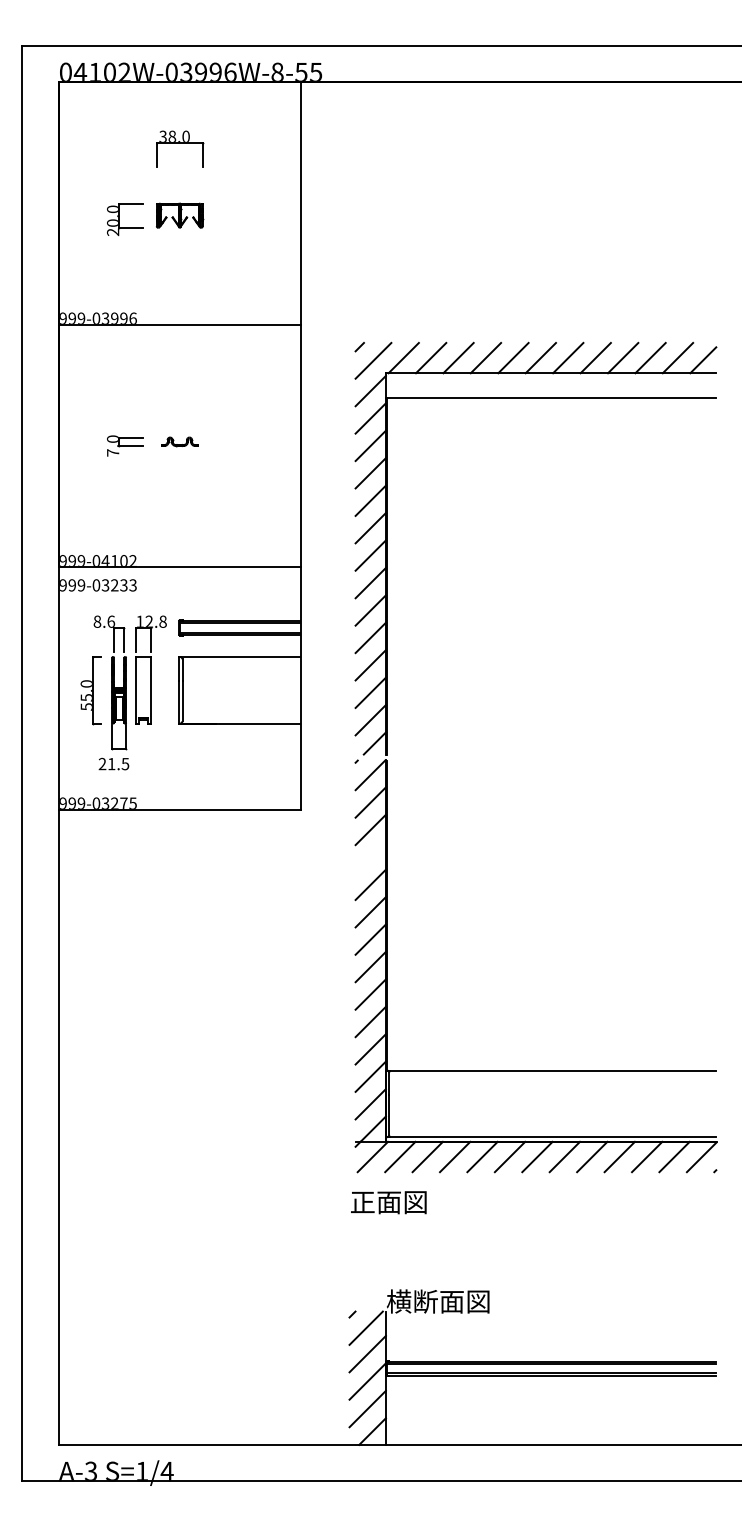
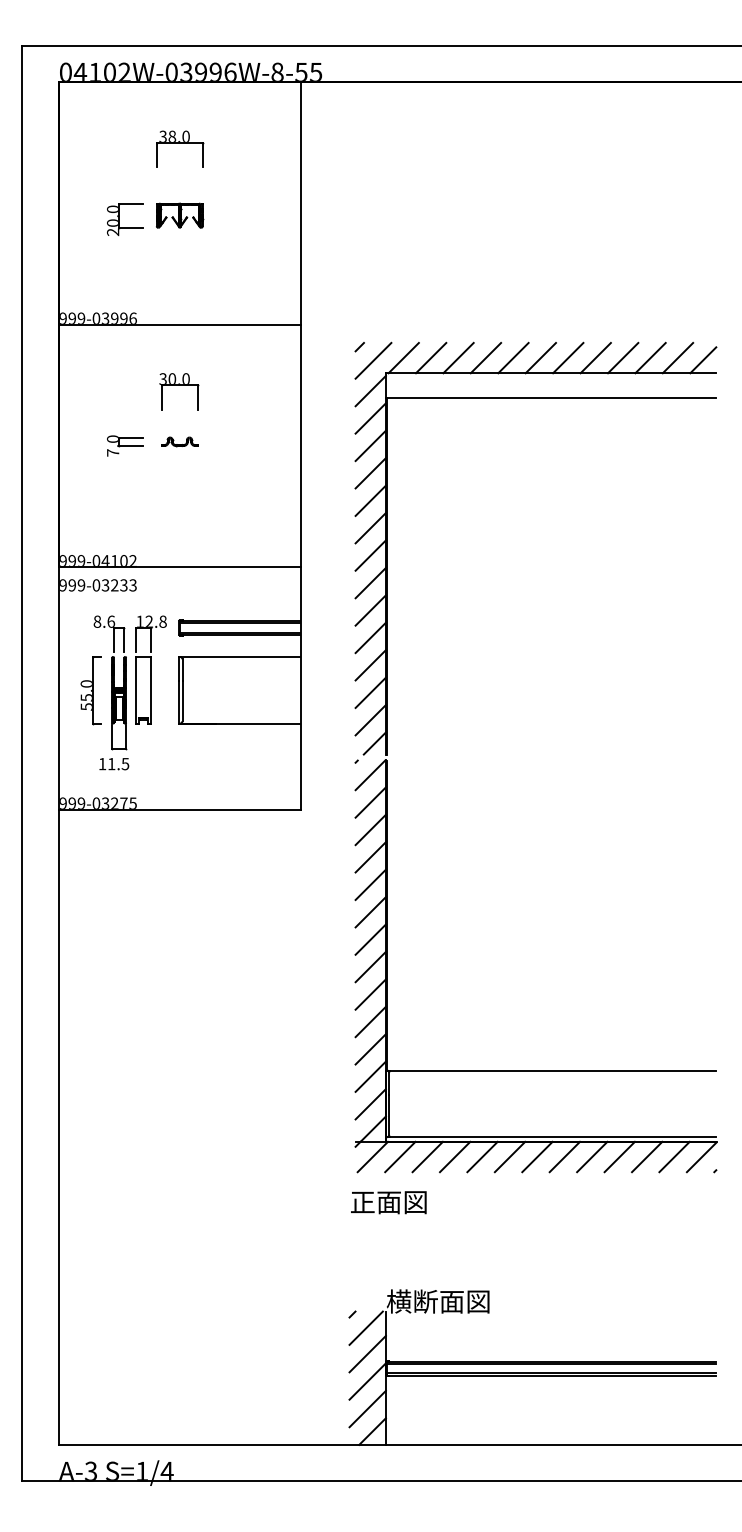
part: none -> present (179, 391)
text: 21.5 -> 11.5 (102, 763)
line: none -> present (370, 857)
